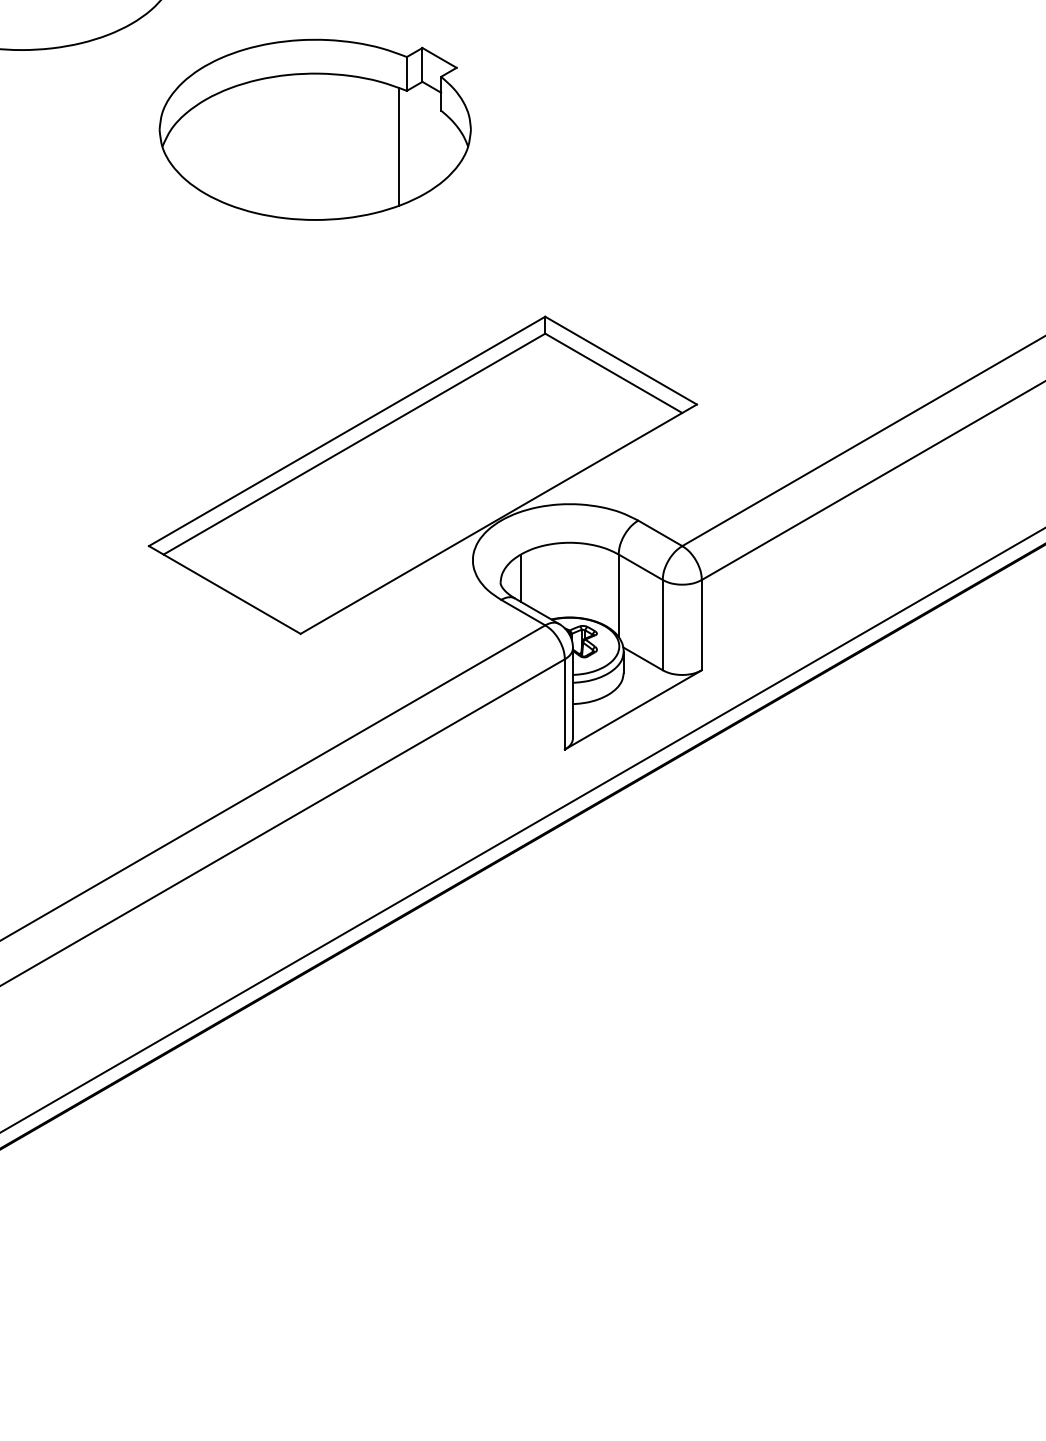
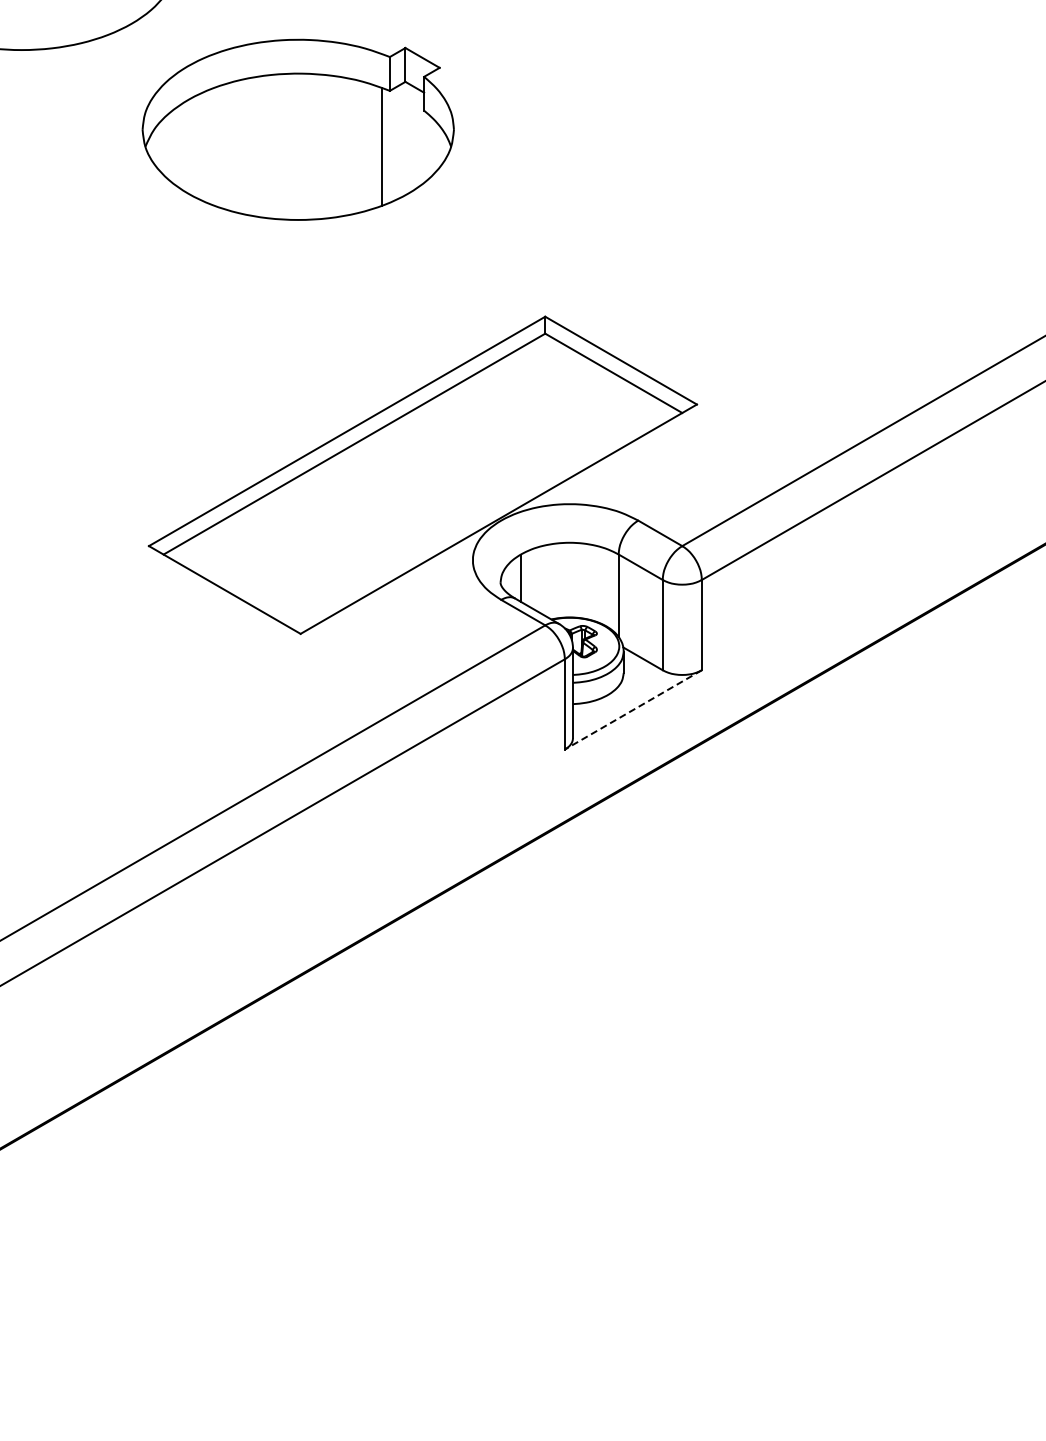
part position: (314, 129) -> (297, 129) (297, 129)
line: solid -> dashed (632, 710)
line: present -> none (522, 830)
